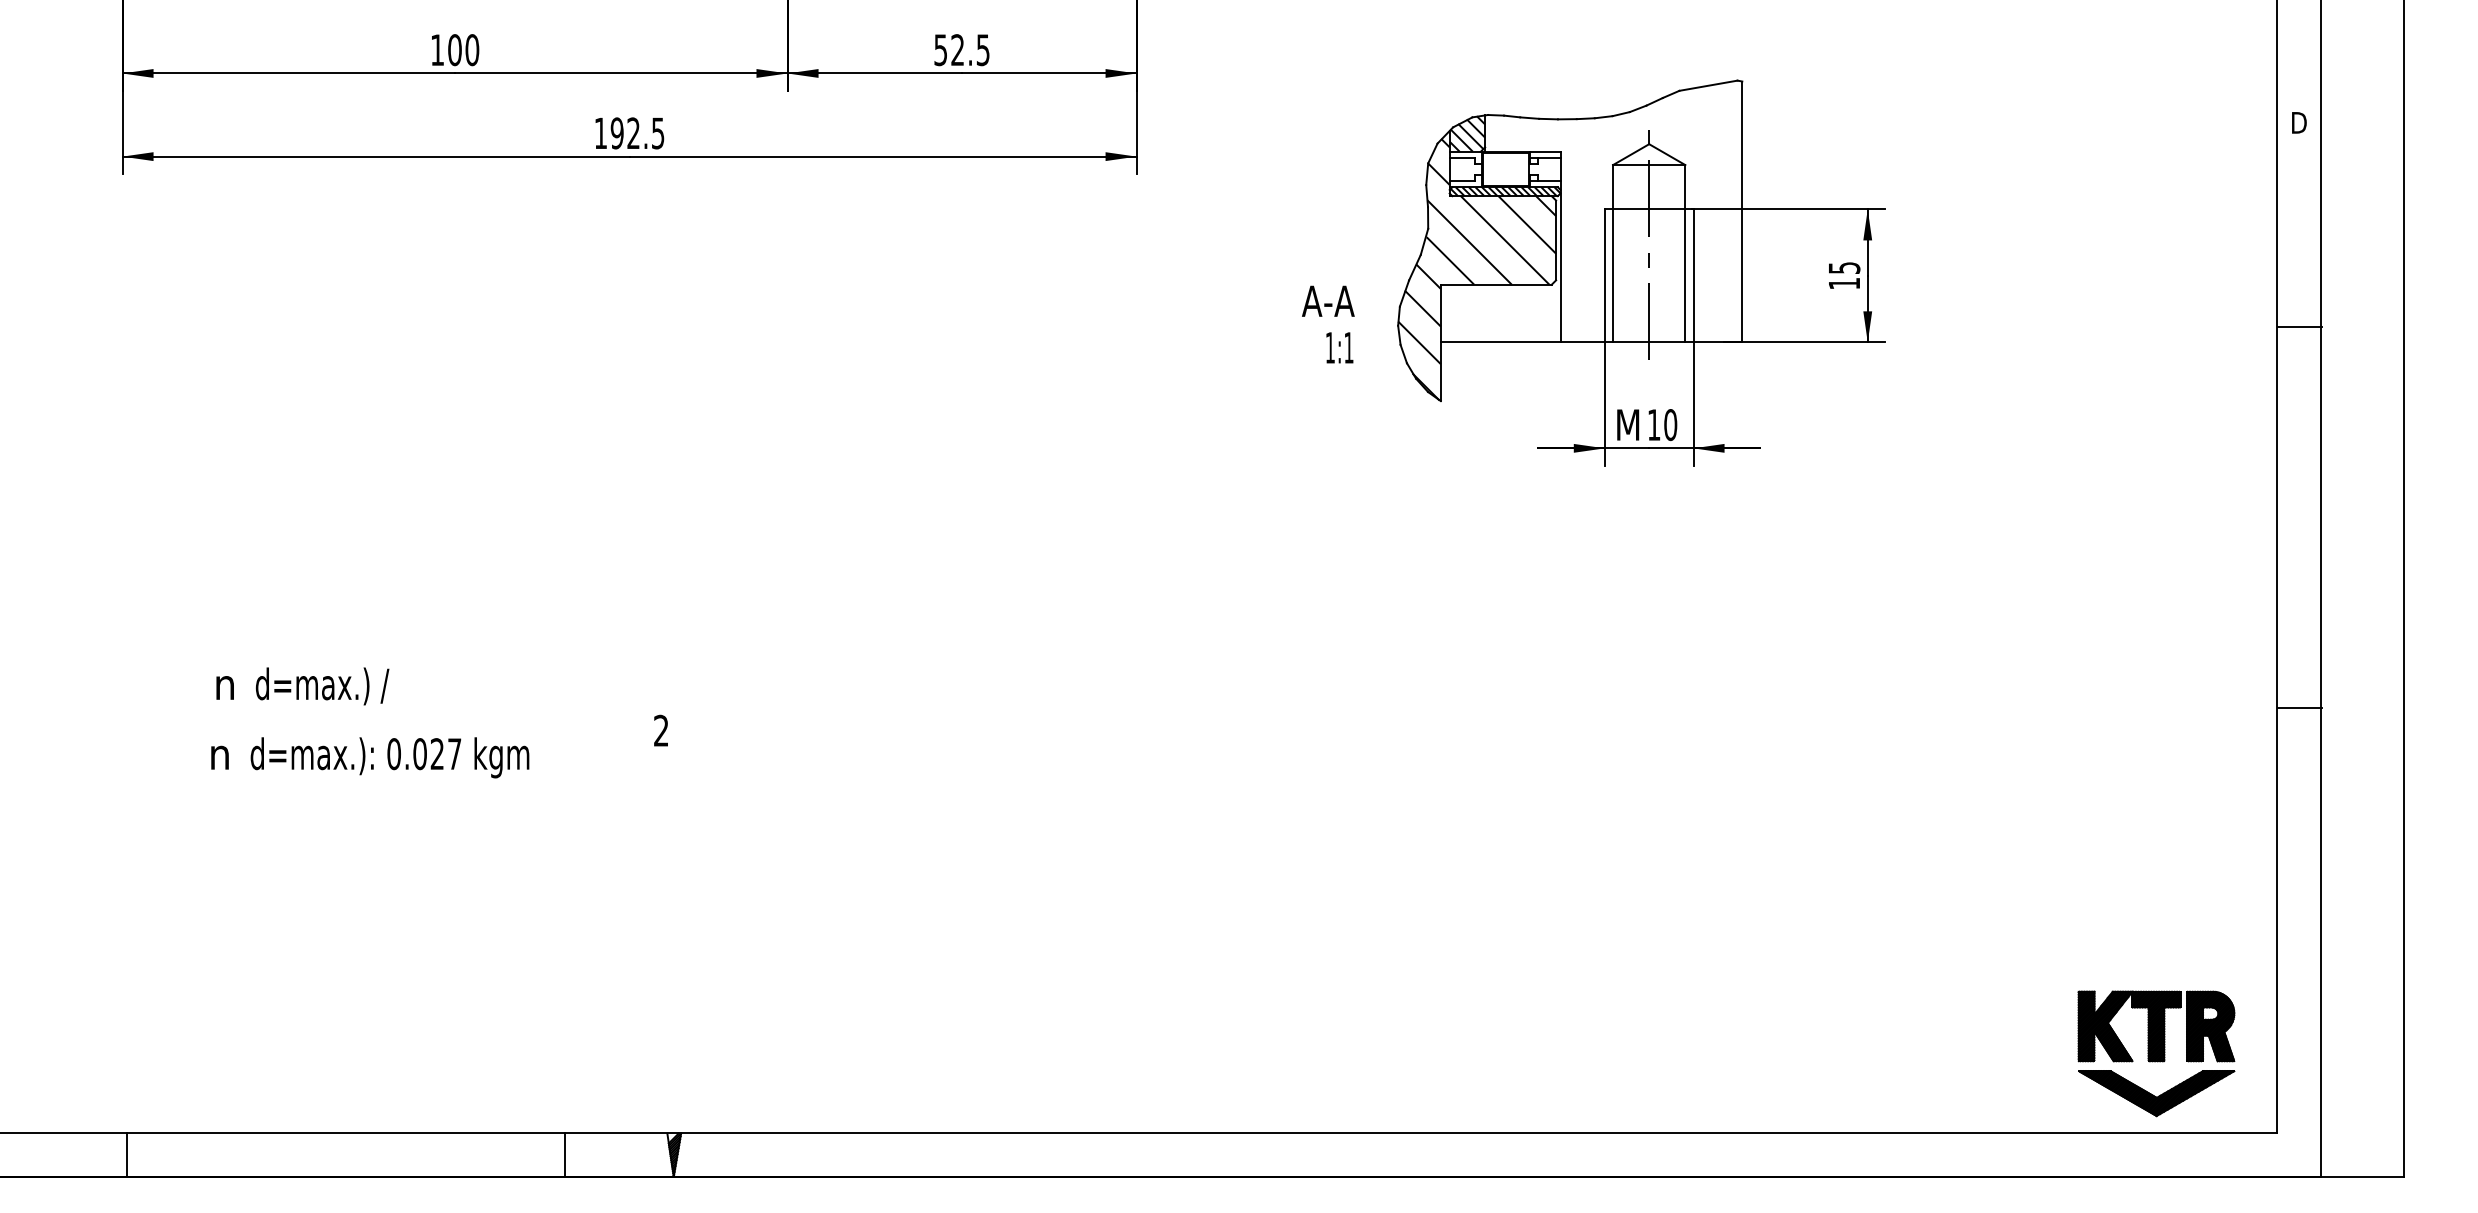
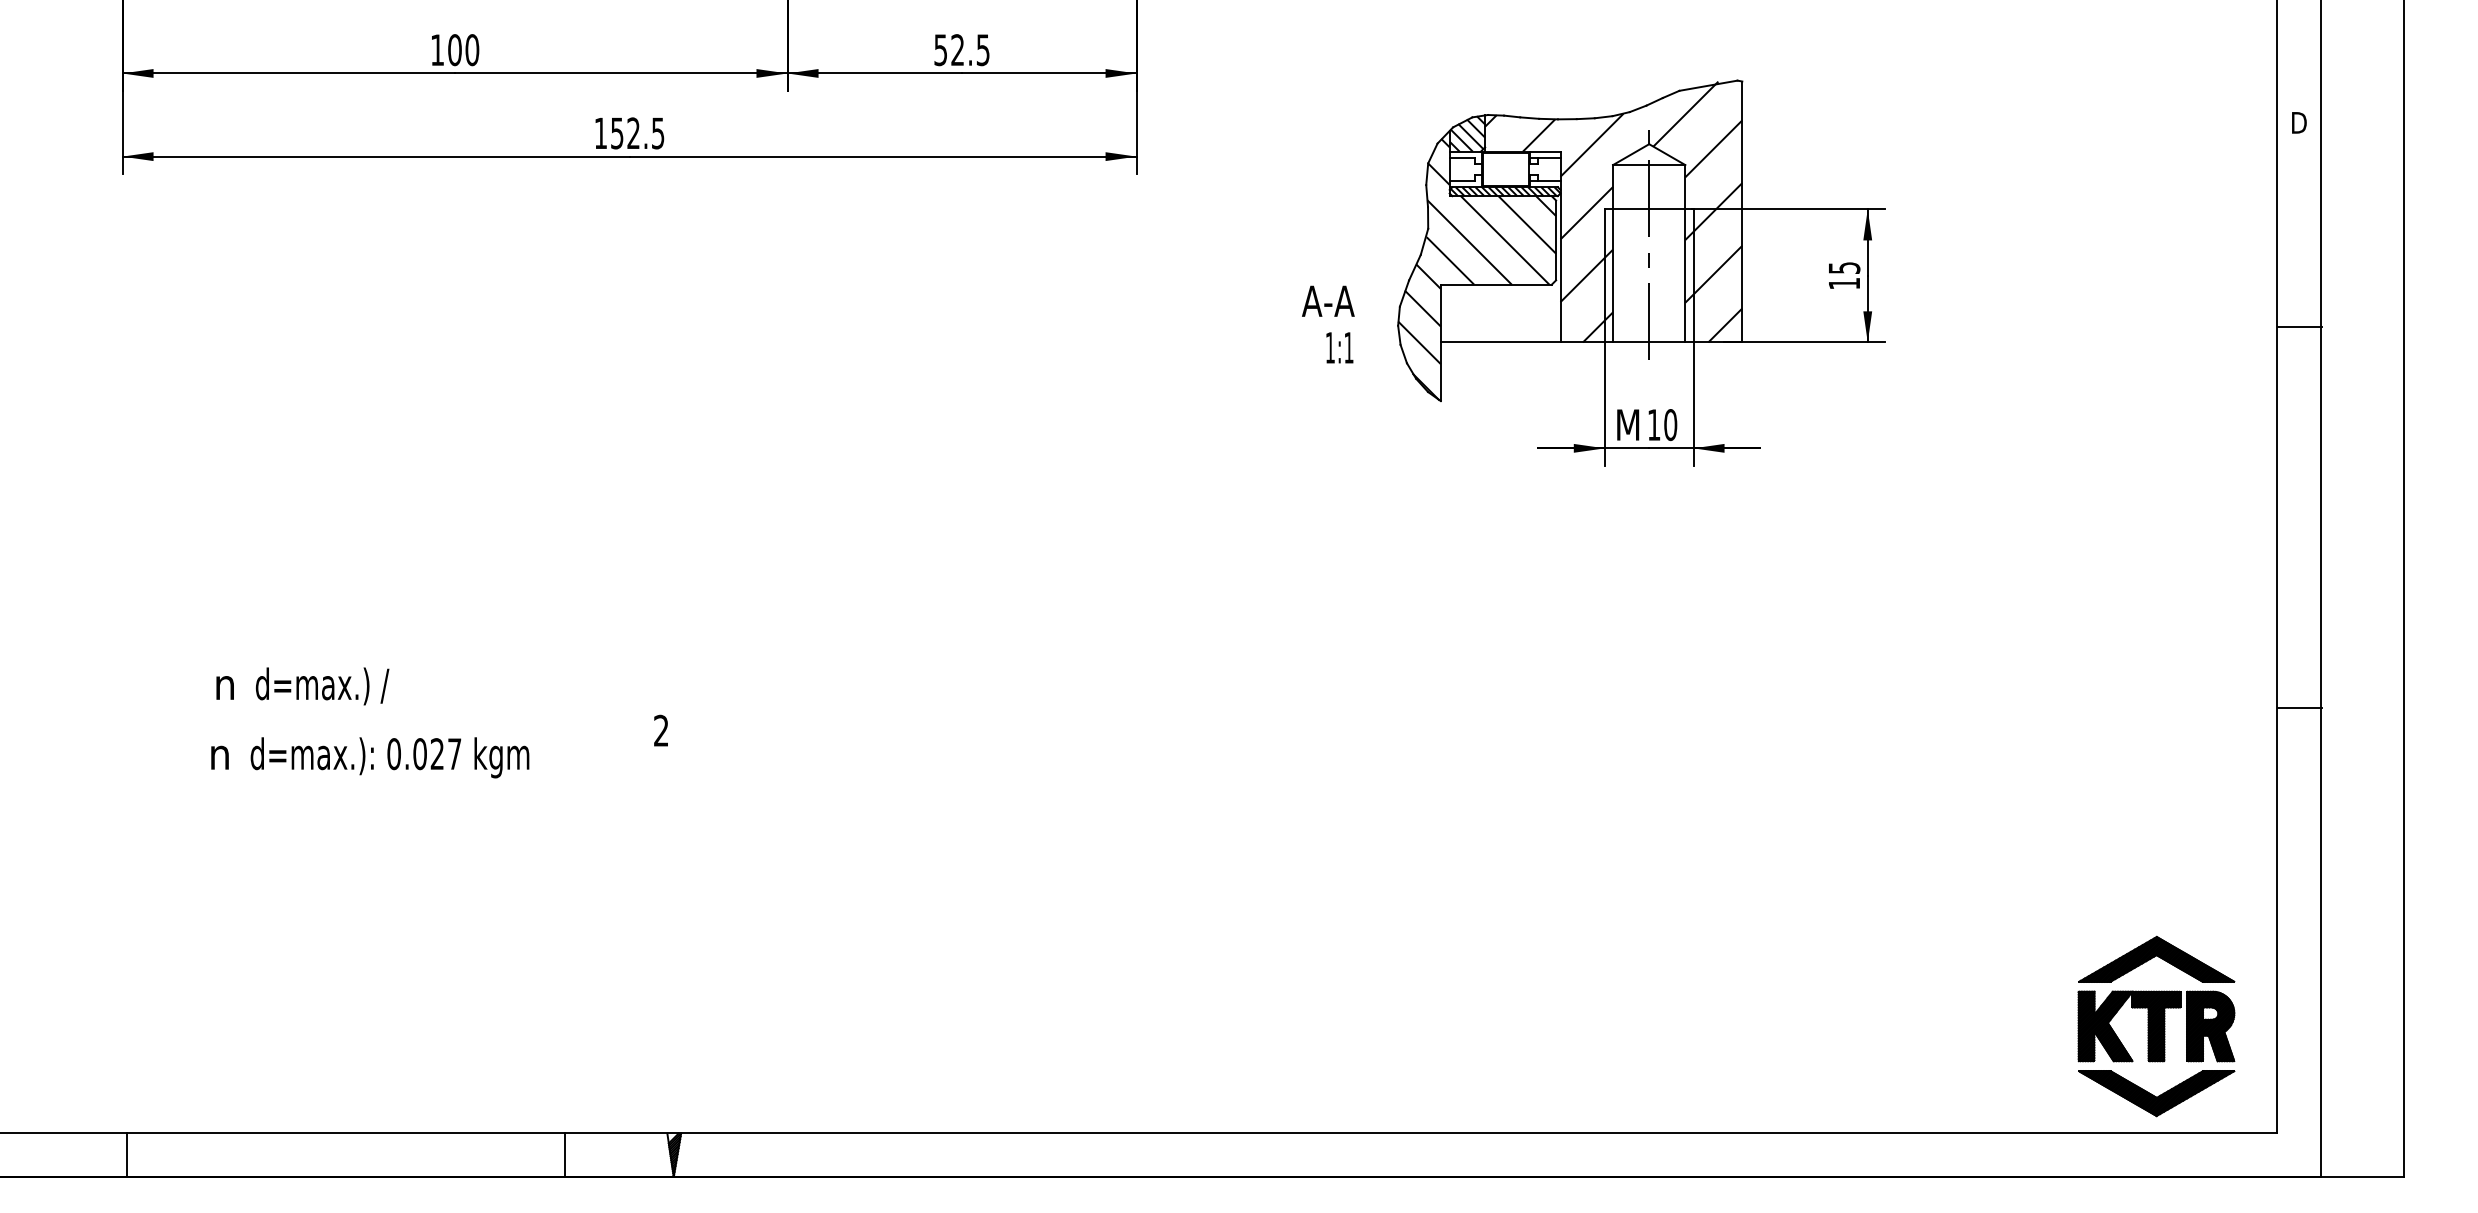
text: 192.5 -> 152.5 (616, 133)
hatch: none -> present (1613, 211)
part: none -> present (2156, 958)
